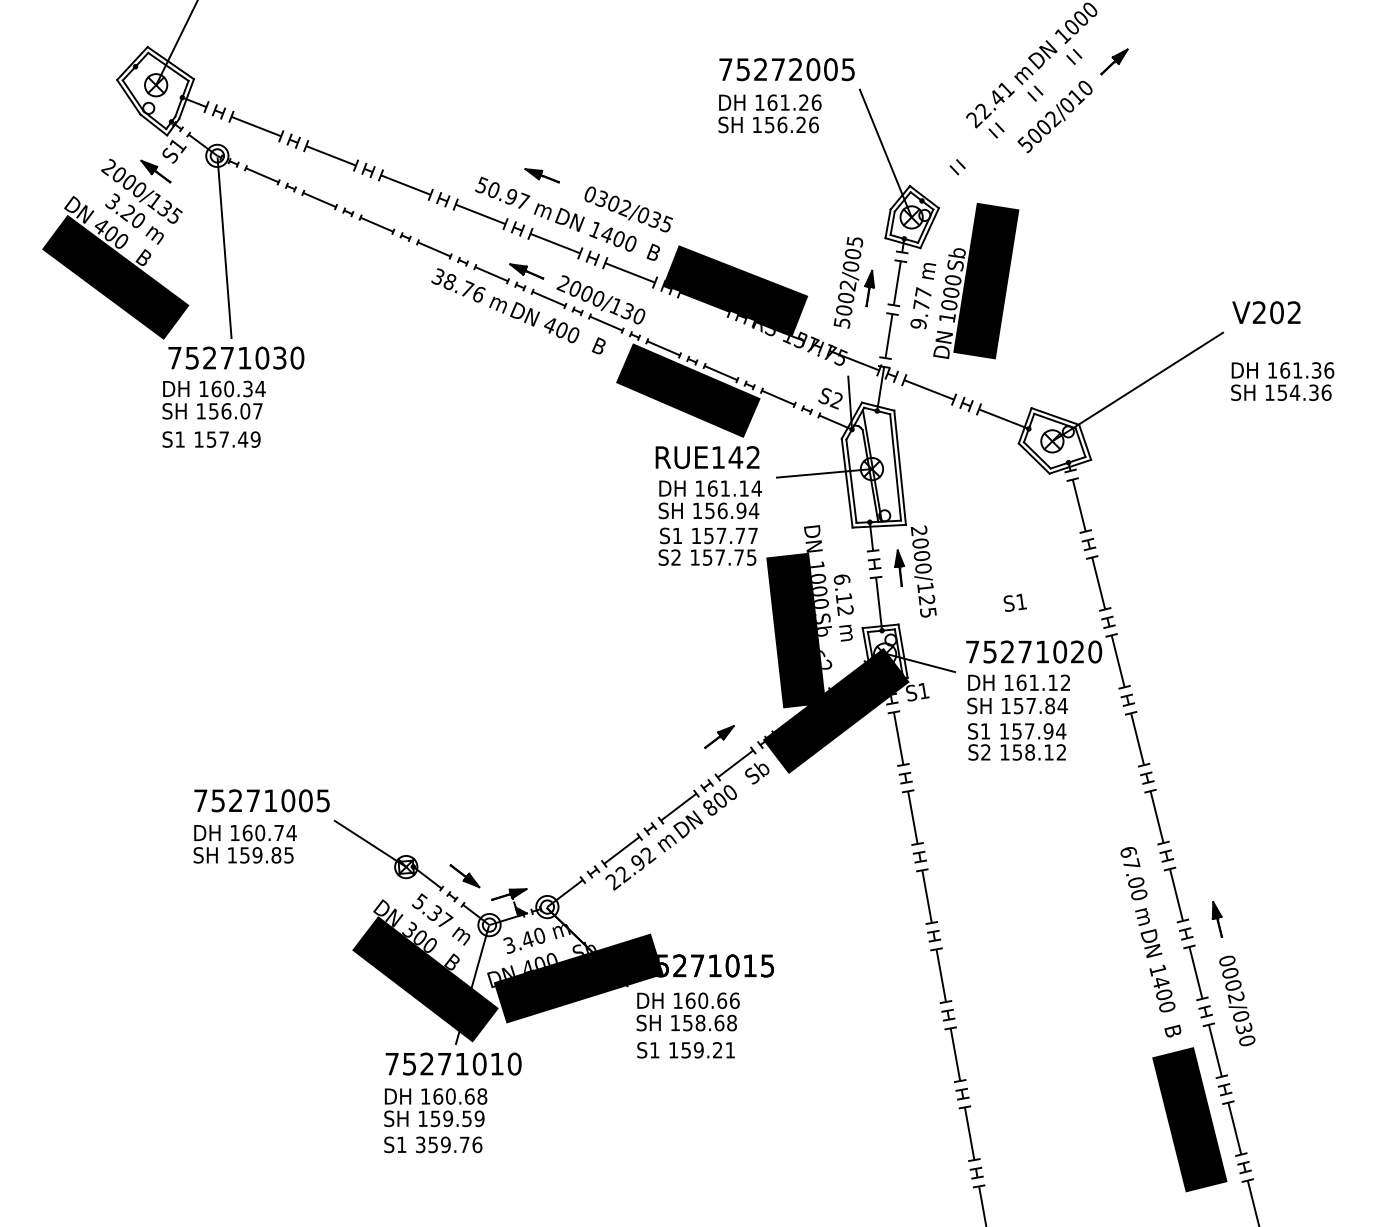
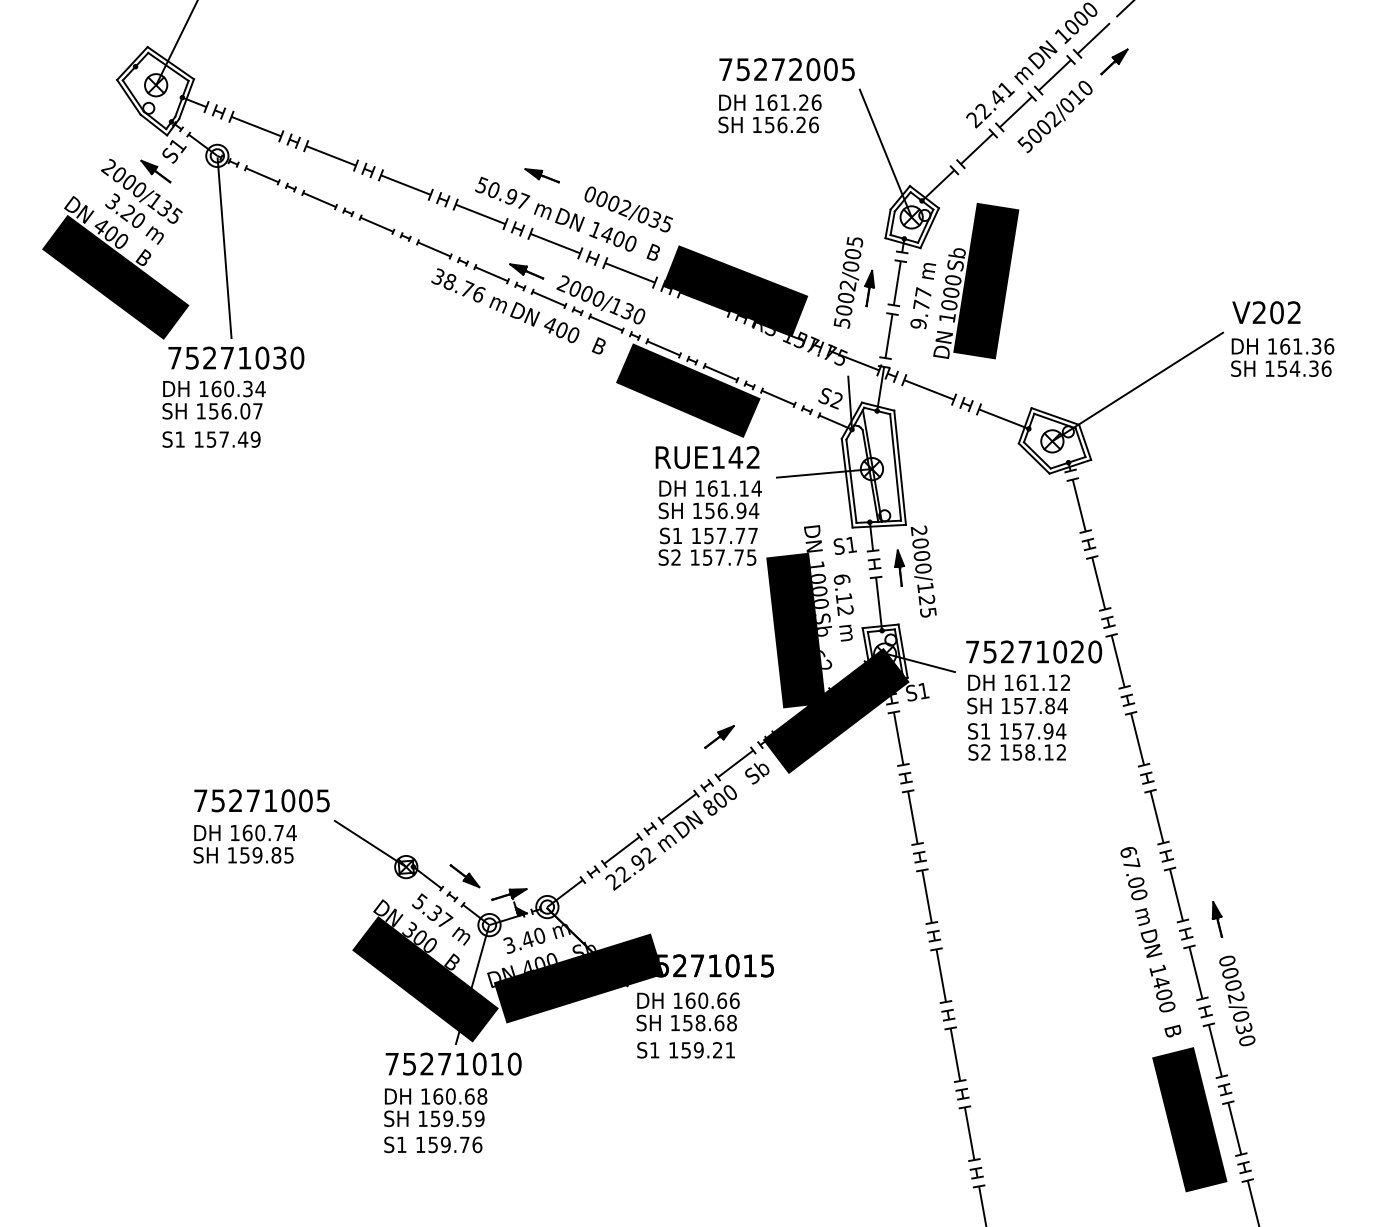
line: none -> present (1027, 101)
text: 0302/035 -> 0002/035 (601, 198)
text position: (1282, 381) -> (1282, 357) (1282, 357)
text position: (1014, 602) -> (844, 545) (844, 545)
text: 359.76 -> 159.76 (420, 1144)
